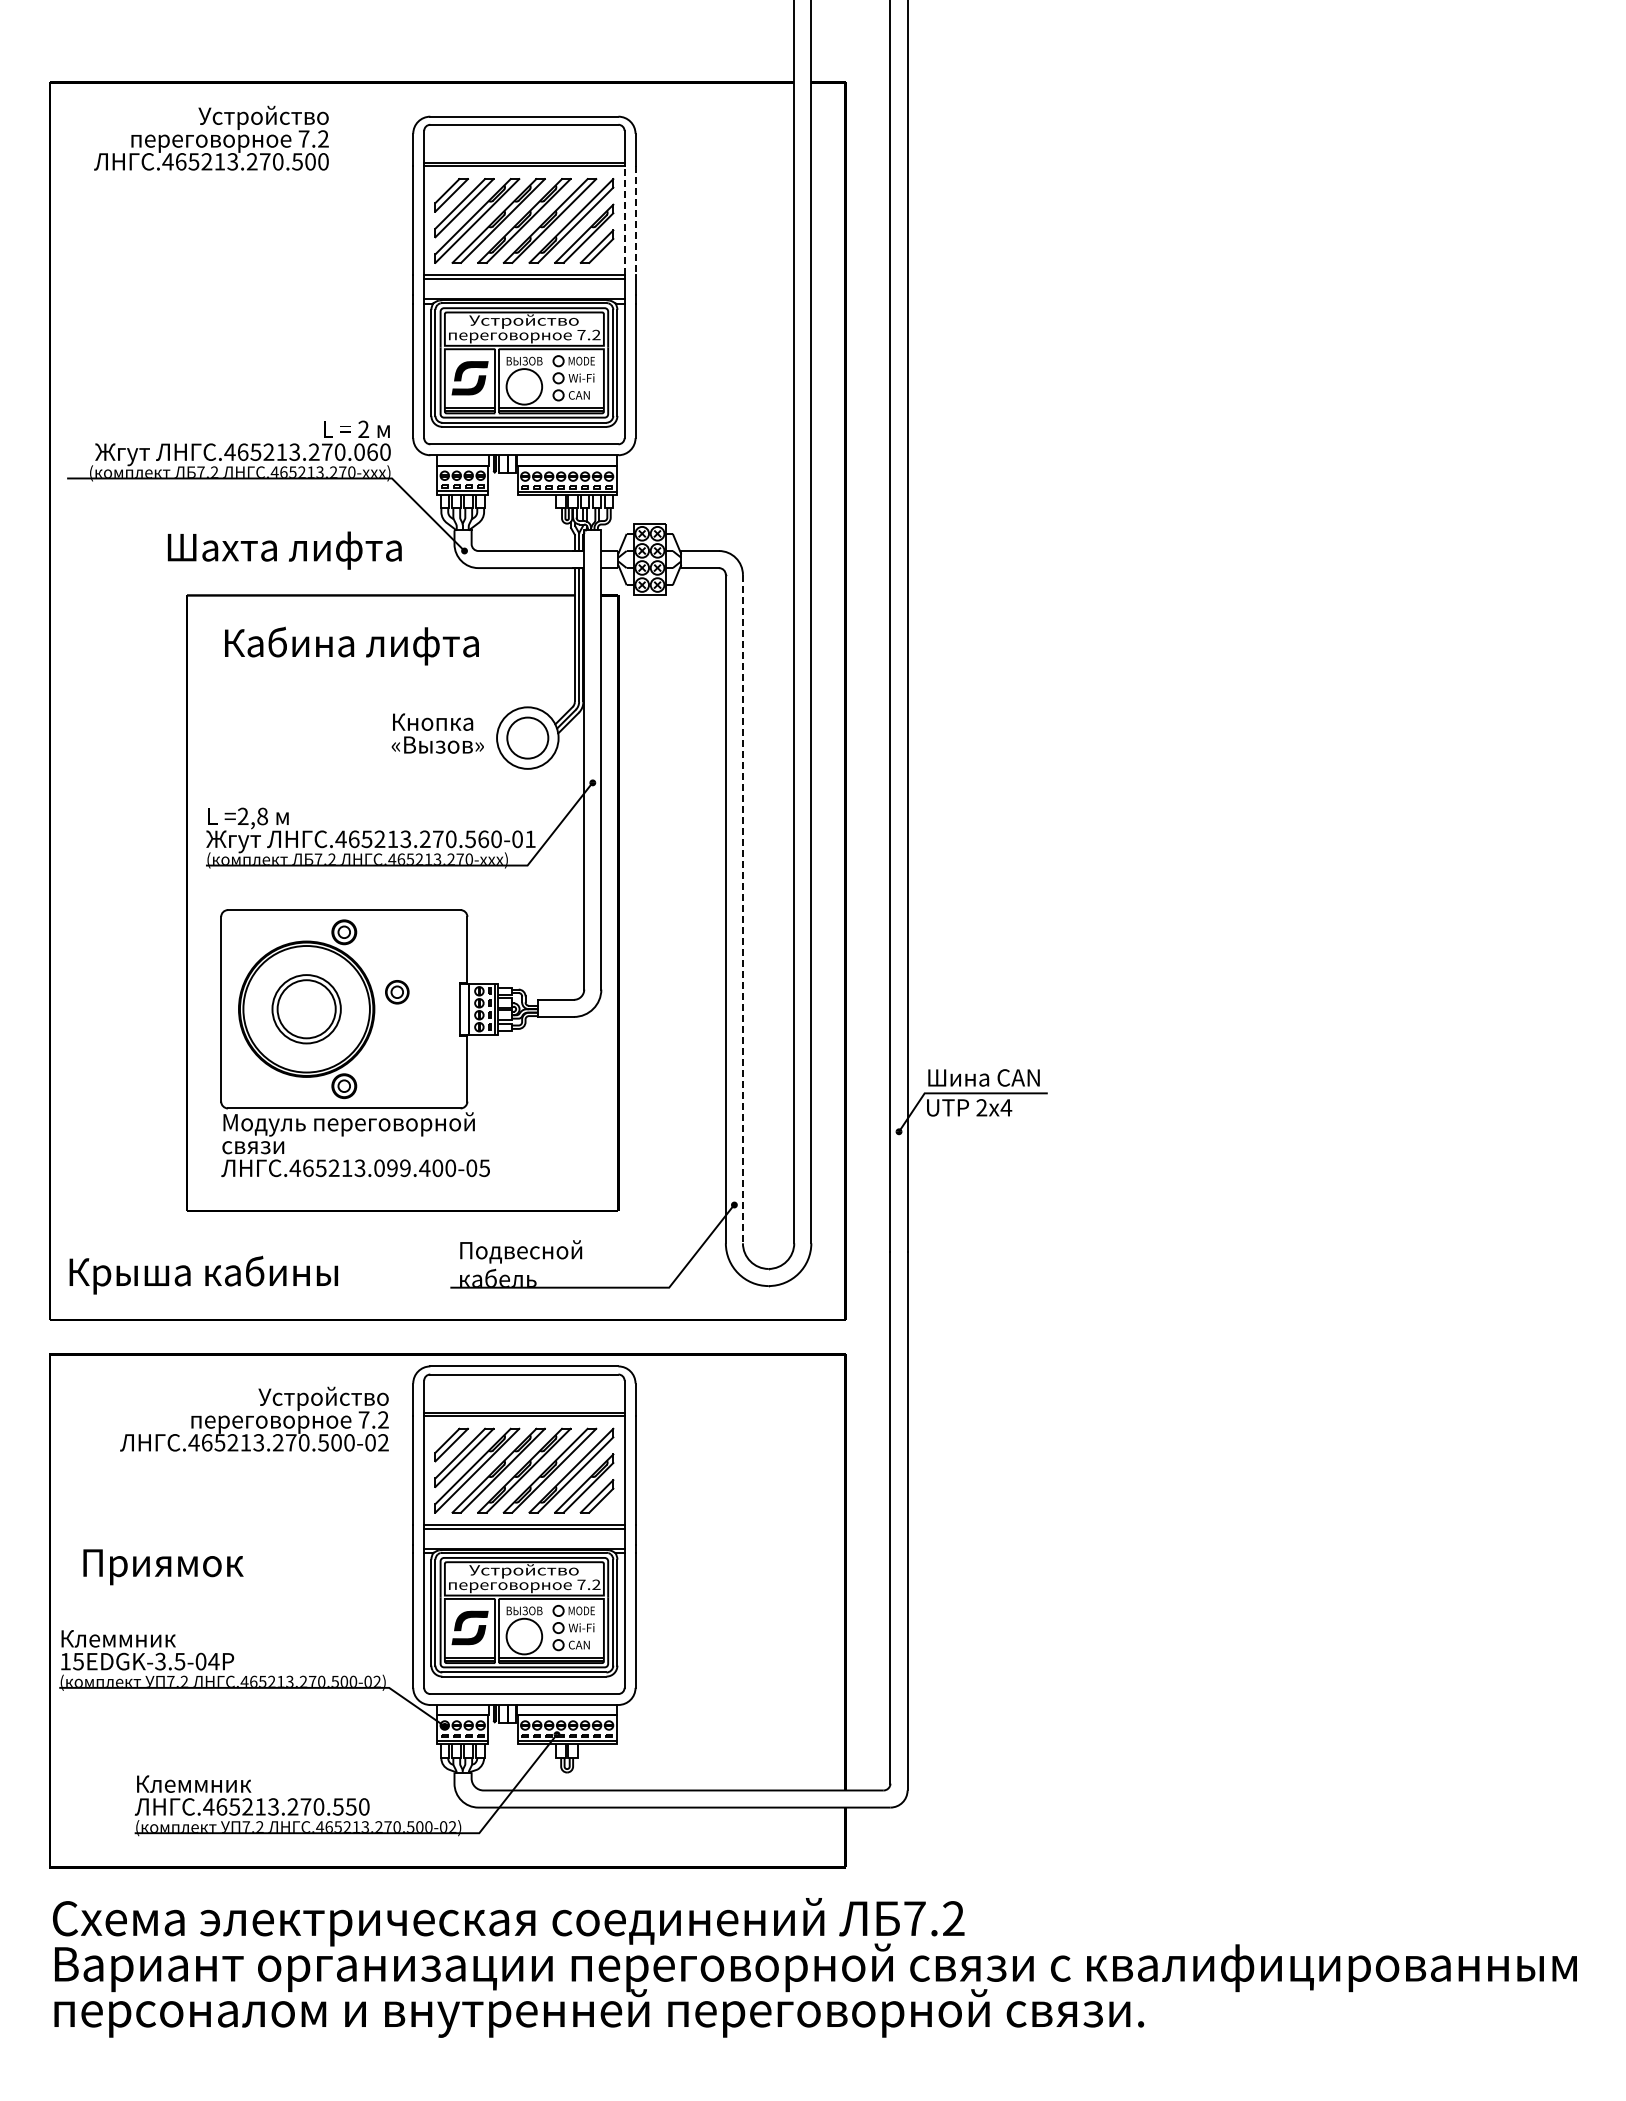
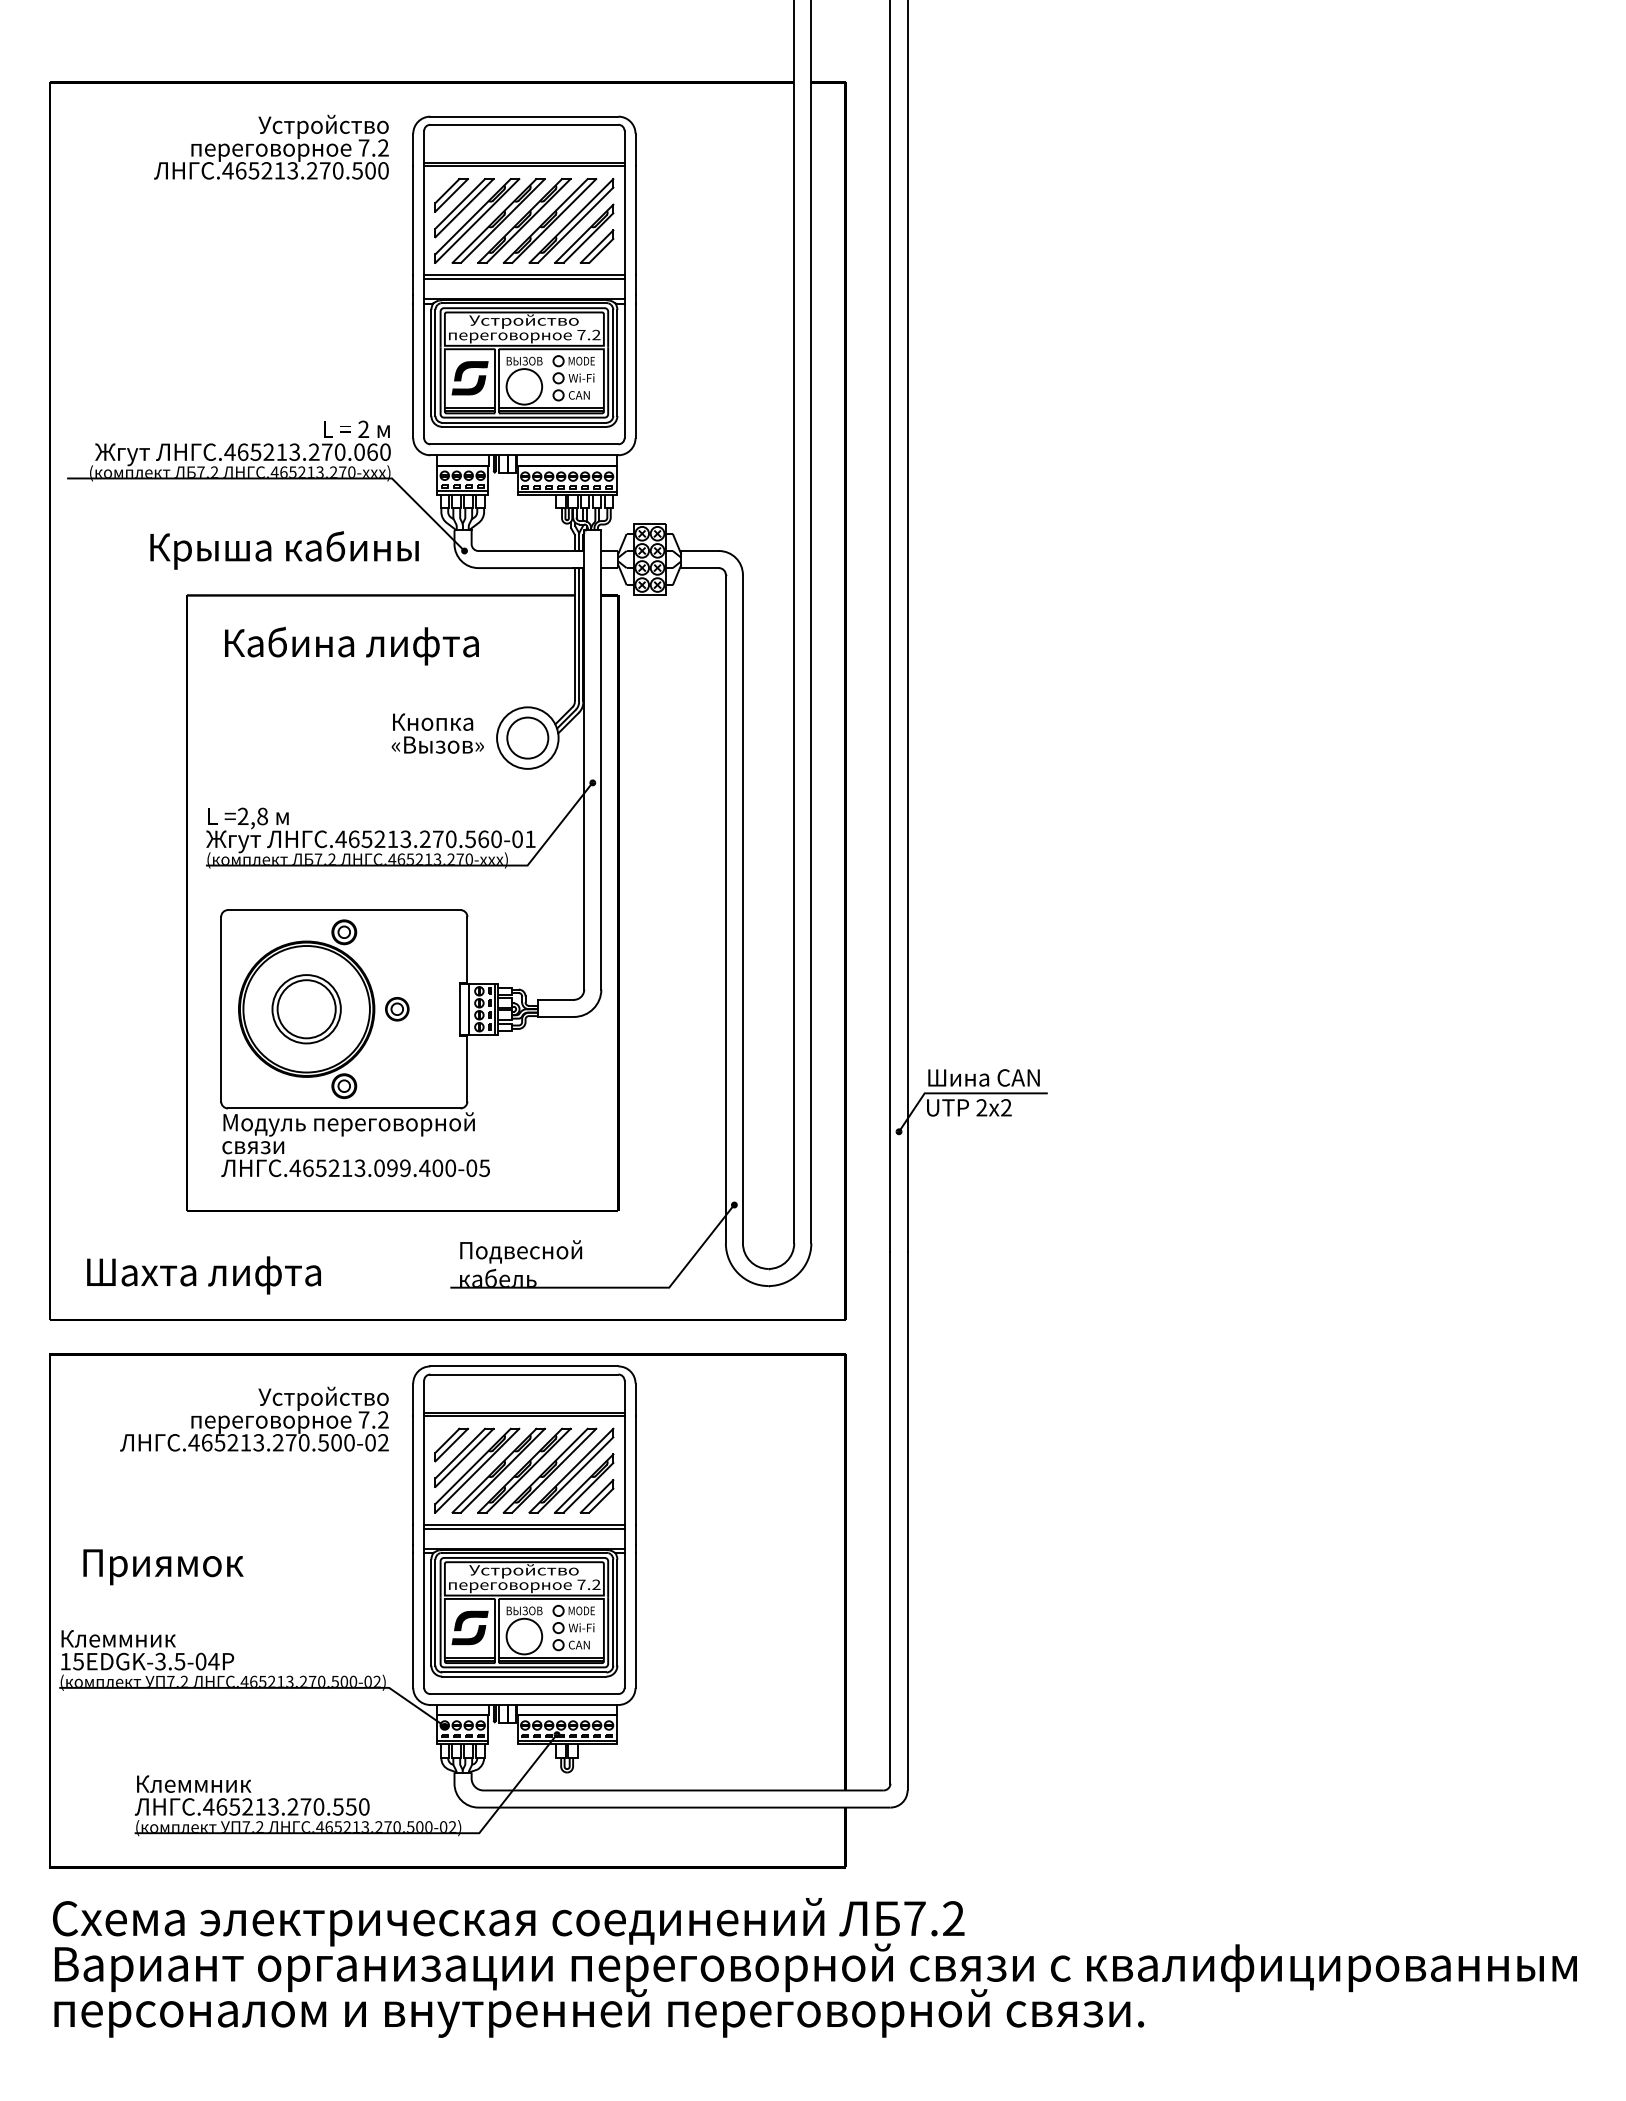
text position: (211, 137) -> (271, 146) (271, 146)
line: dashed -> solid (624, 220)
line: dashed -> solid (635, 220)
text: Шахта лифта -> Крыша кабины (284, 550)
line: dashed -> solid (742, 909)
part position: (397, 992) -> (397, 1009) (397, 1009)
text: 2x4 -> 2x2 (1006, 1107)
text: Крыша кабины -> Шахта лифта (203, 1274)
